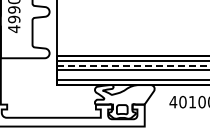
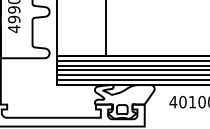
line: none -> present (105, 28)
line: dashed -> solid (133, 65)
line: none -> present (131, 75)
